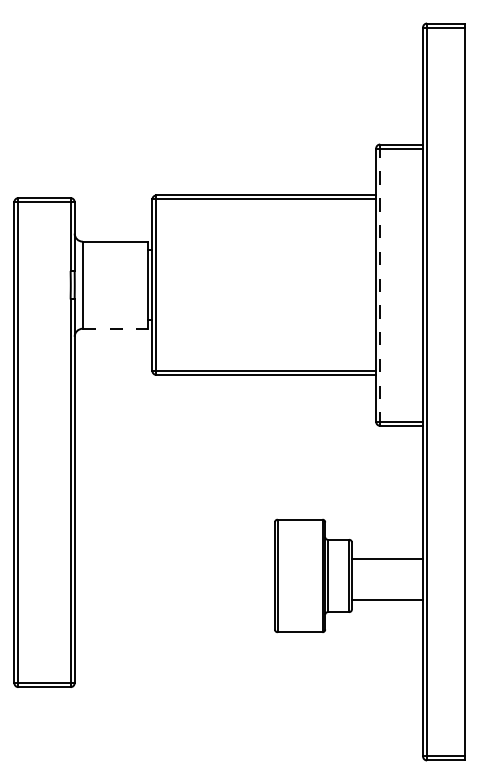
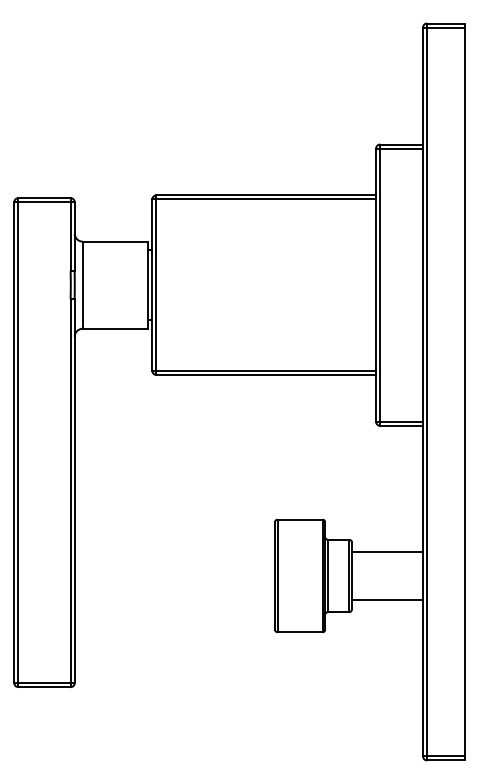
line: dashed -> solid (380, 285)
line: dashed -> solid (115, 328)
line position: (387, 559) -> (387, 552) (387, 552)
